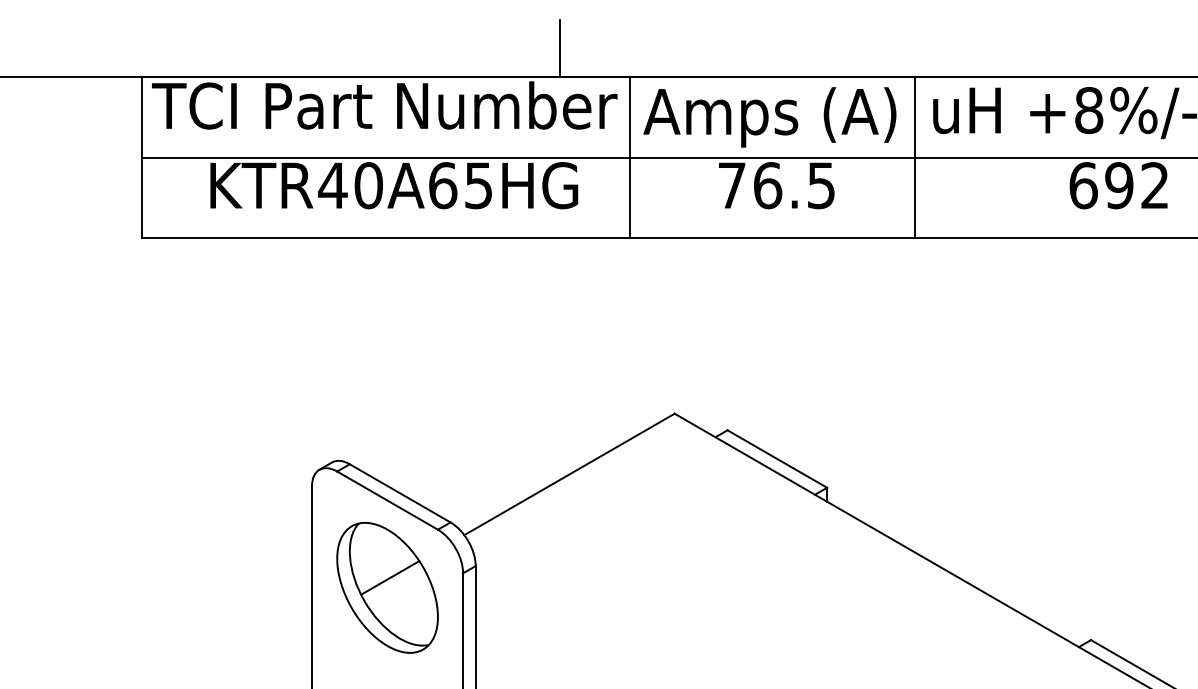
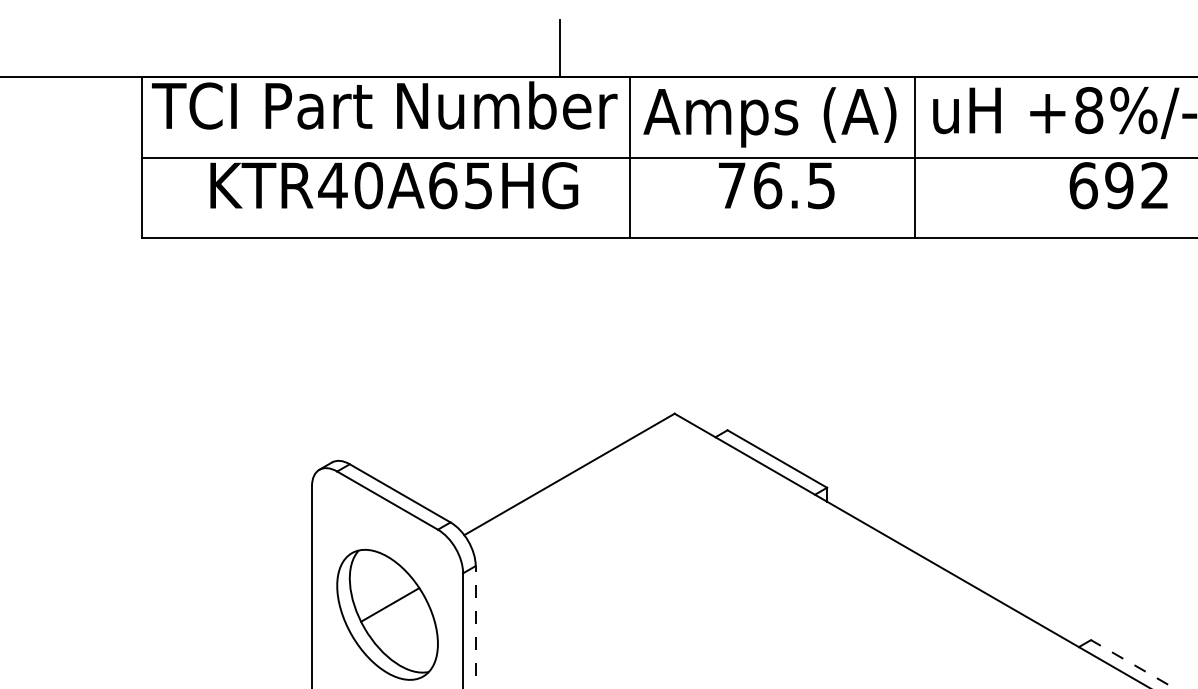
part position: (387, 587) -> (387, 614) (387, 614)
line: solid -> dashed (475, 627)
line: solid -> dashed (1132, 664)
